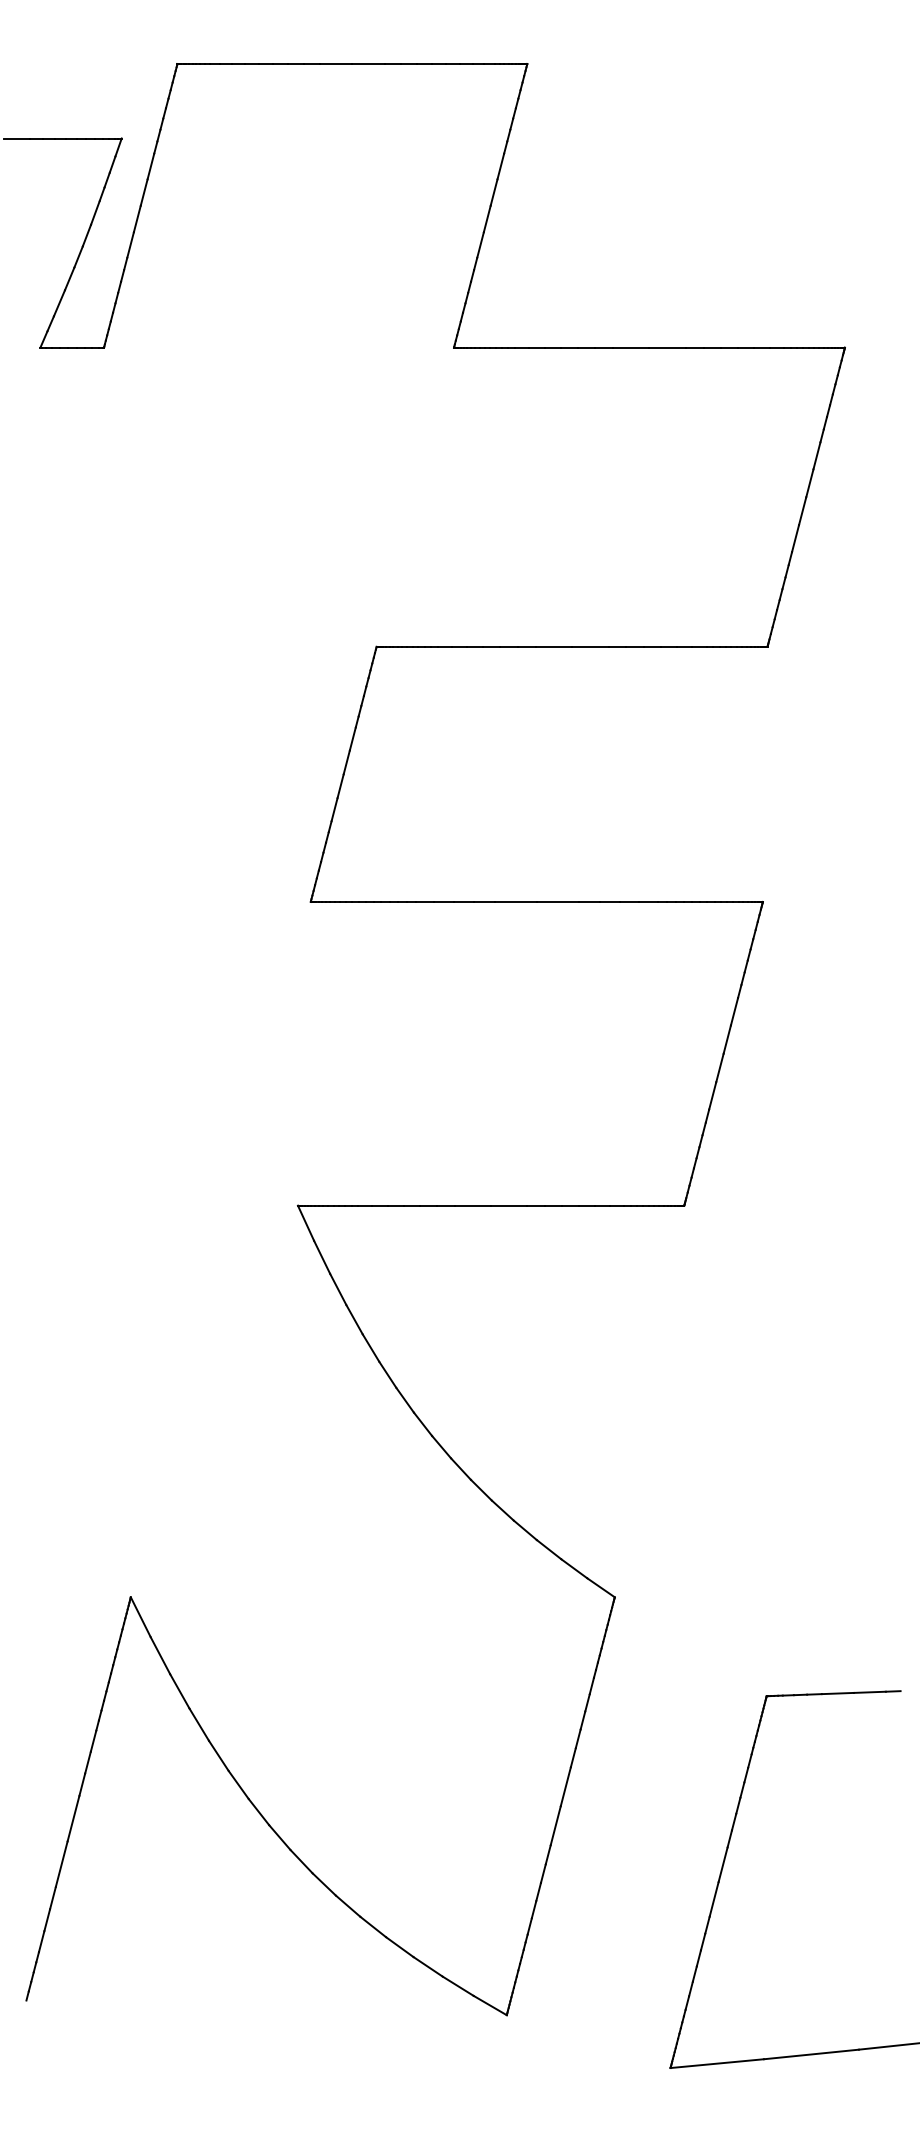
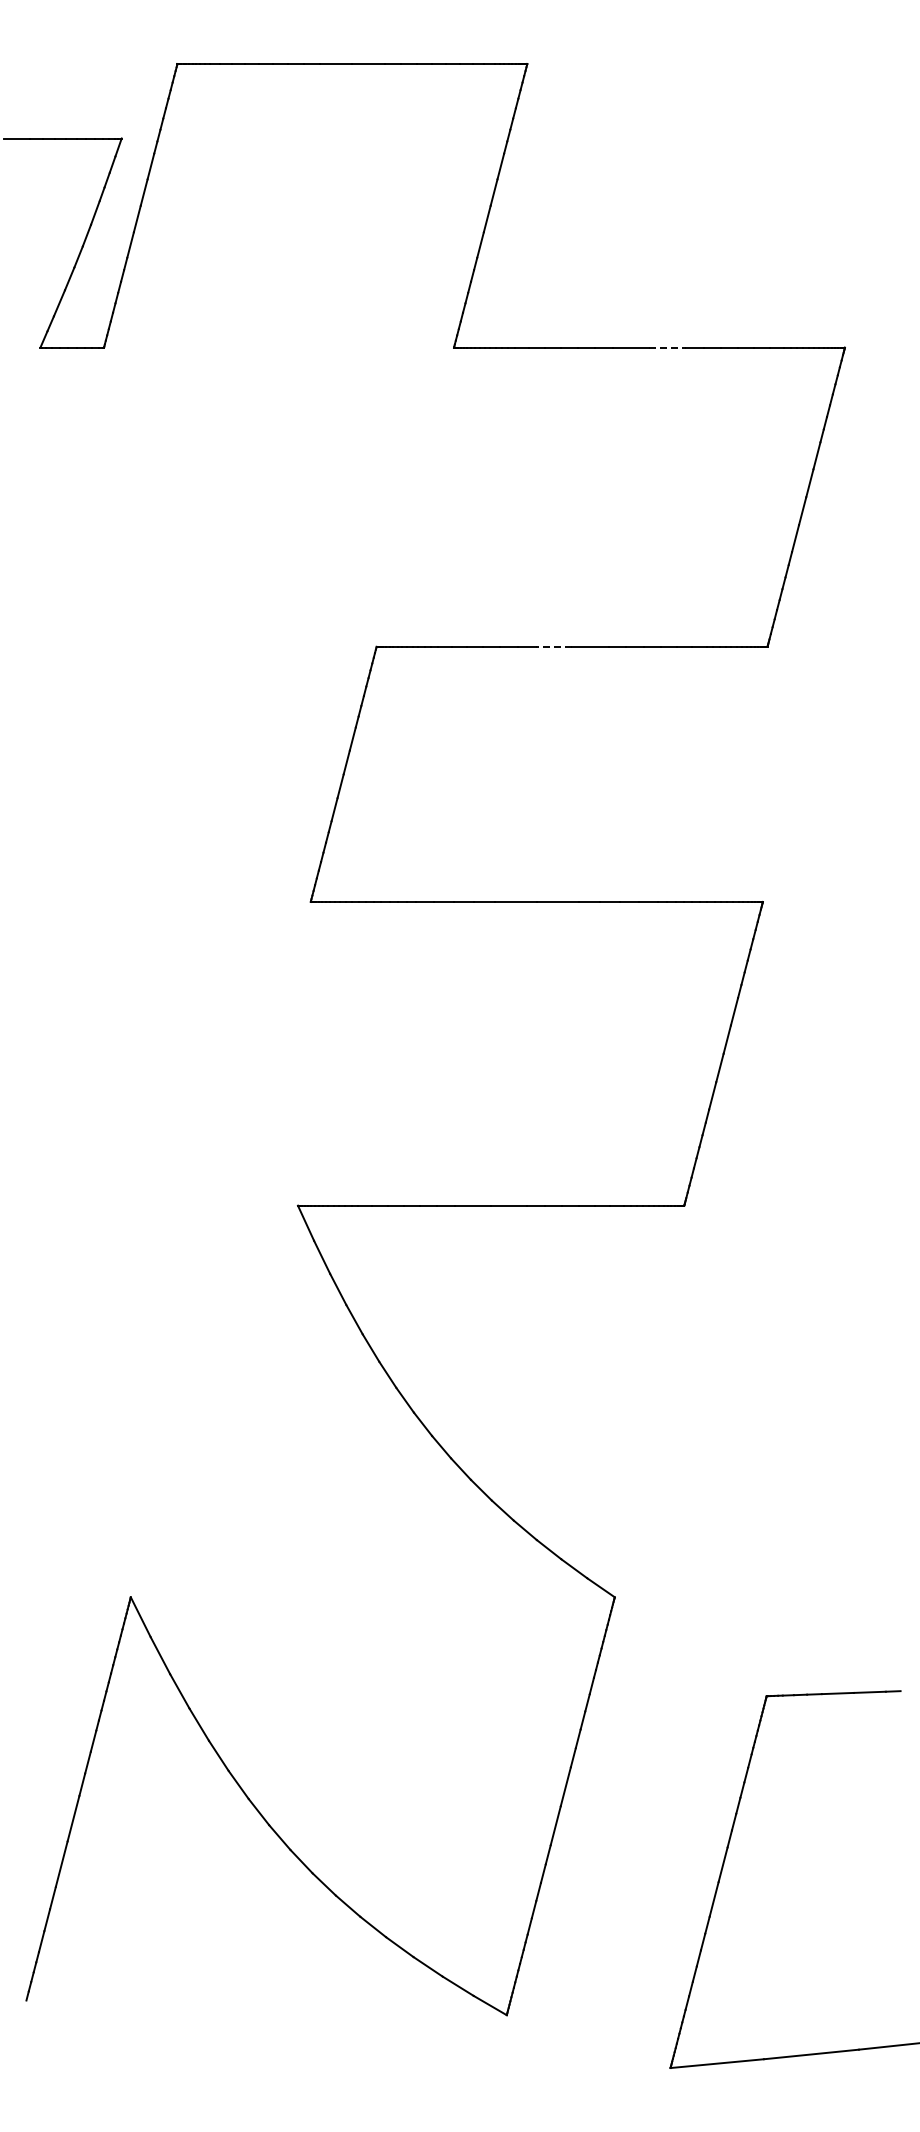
line: solid -> dashed (668, 347)
line: solid -> dashed (553, 646)
